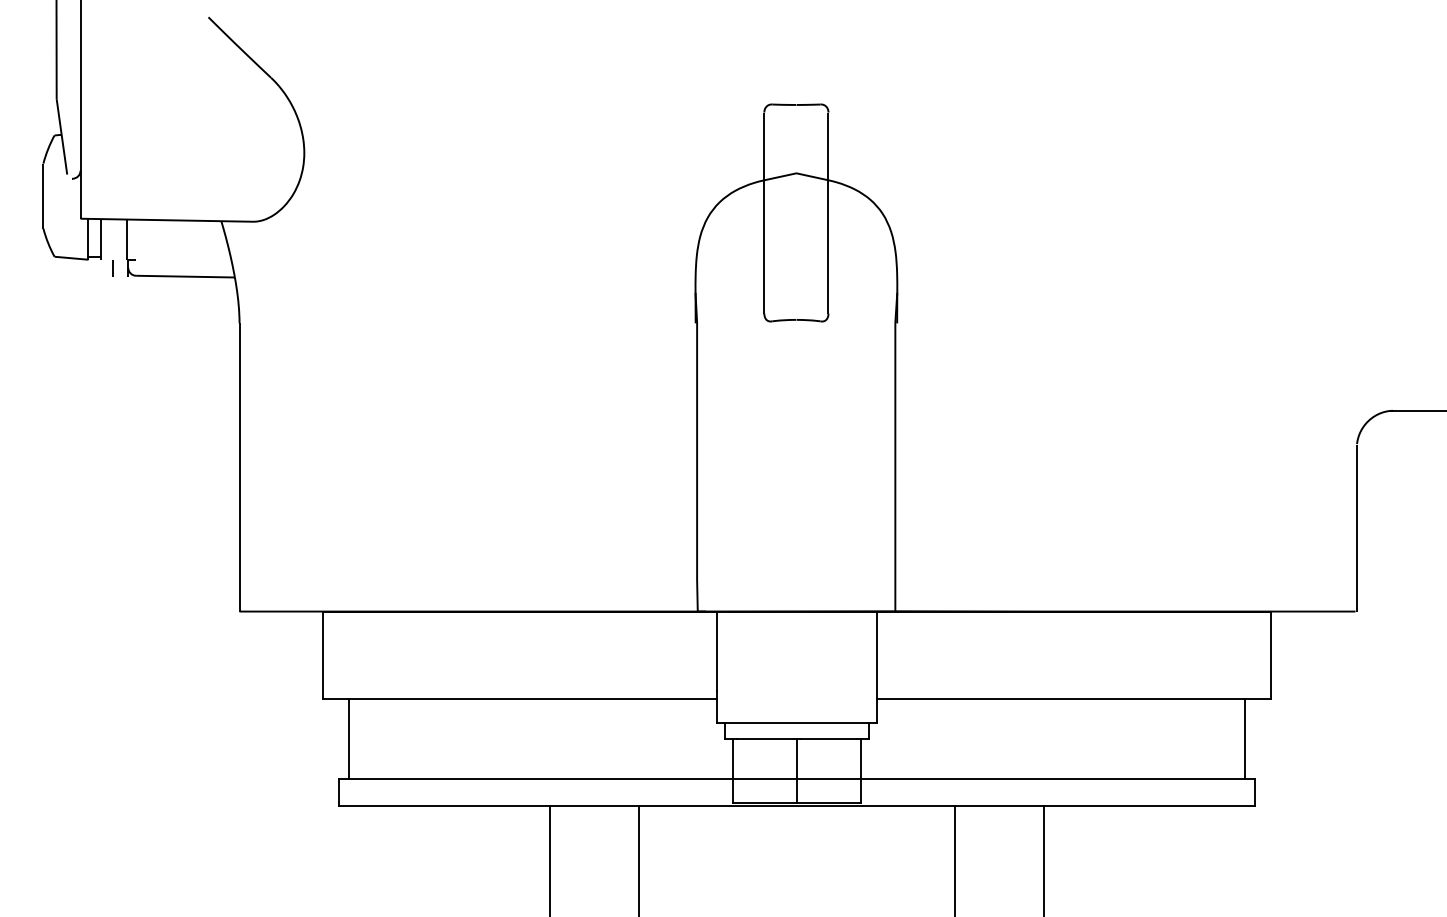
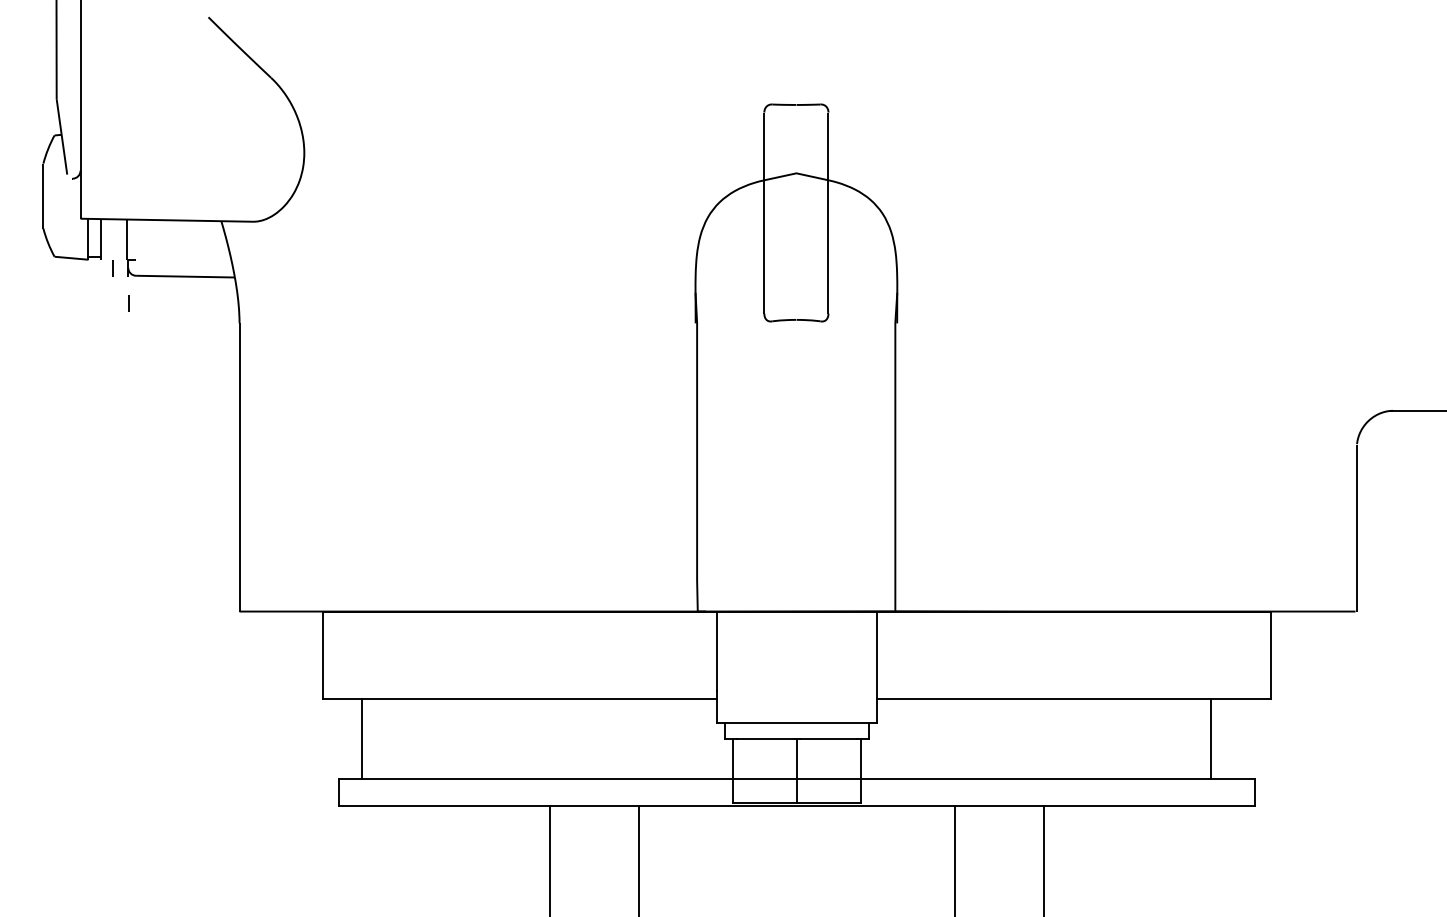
line: none -> present (128, 303)
line position: (348, 738) -> (361, 738) (361, 738)
line position: (1244, 738) -> (1210, 738) (1210, 738)
